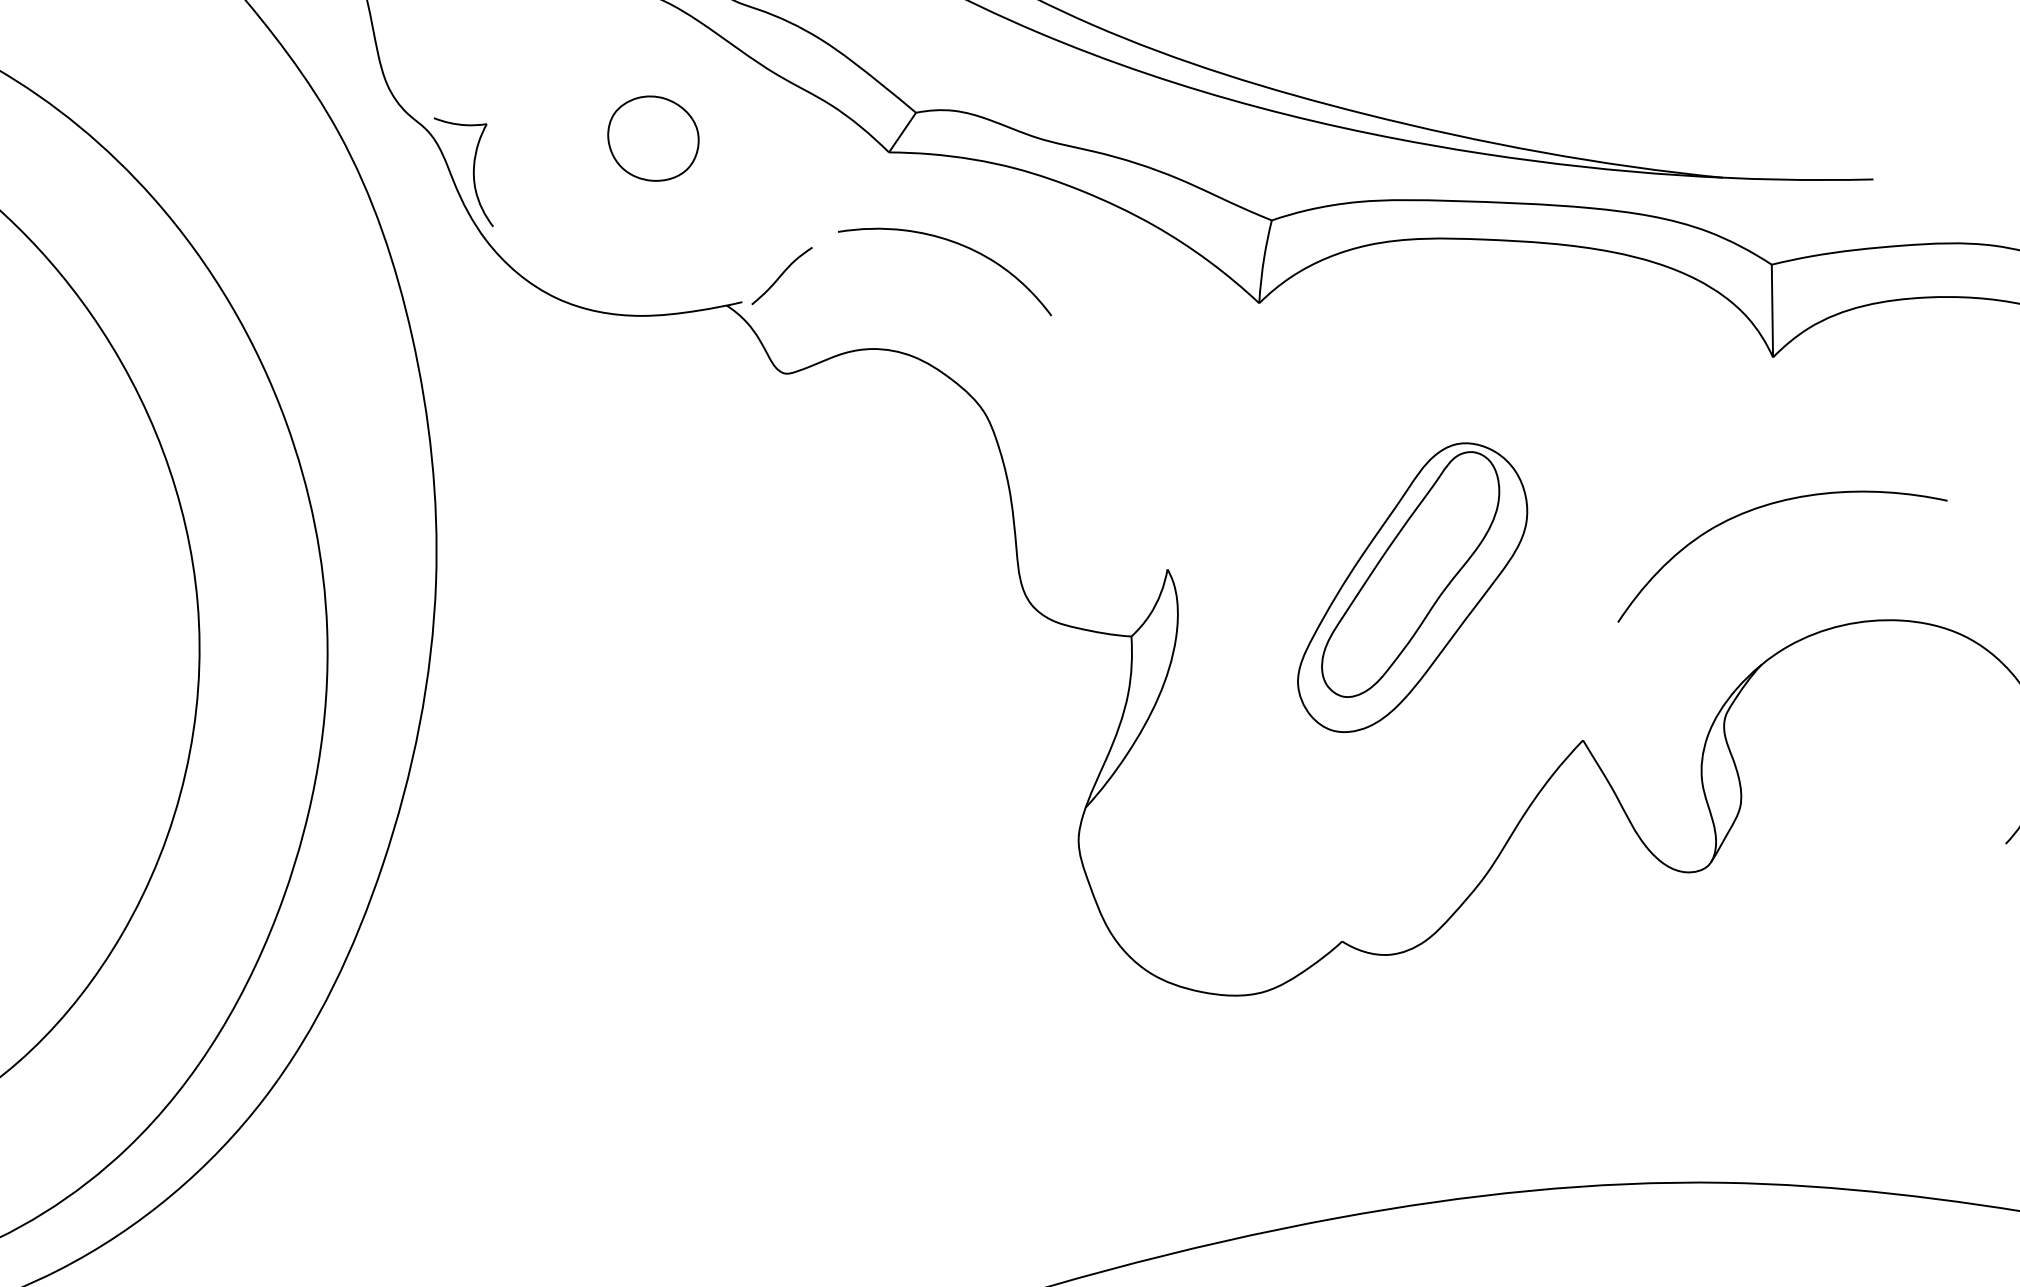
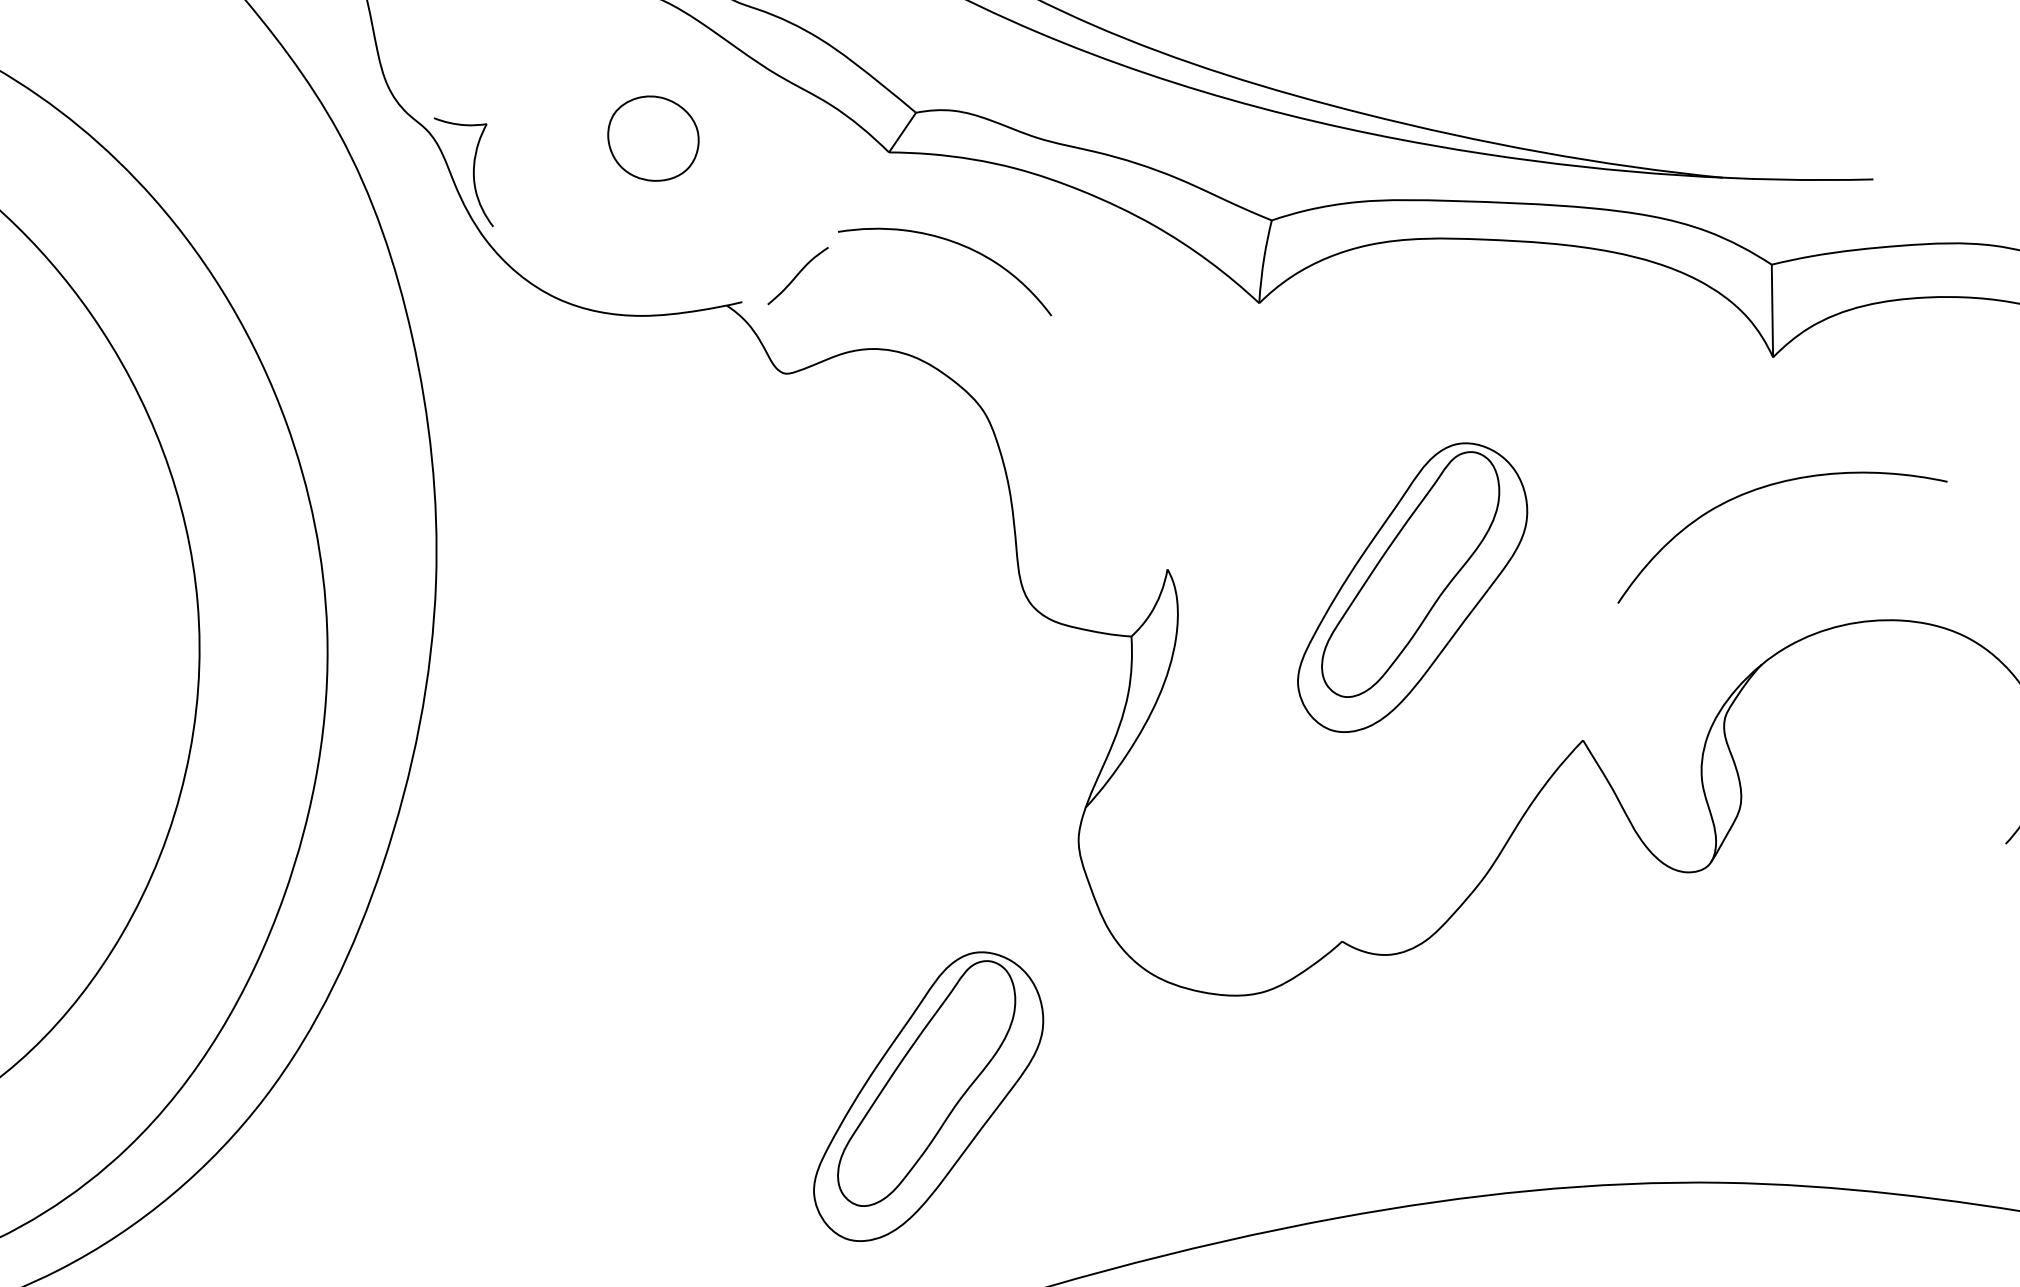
curve position: (781, 276) -> (797, 276) (797, 276)
curve position: (1766, 506) -> (1766, 487) (1766, 487)
part: none -> present (928, 1096)
